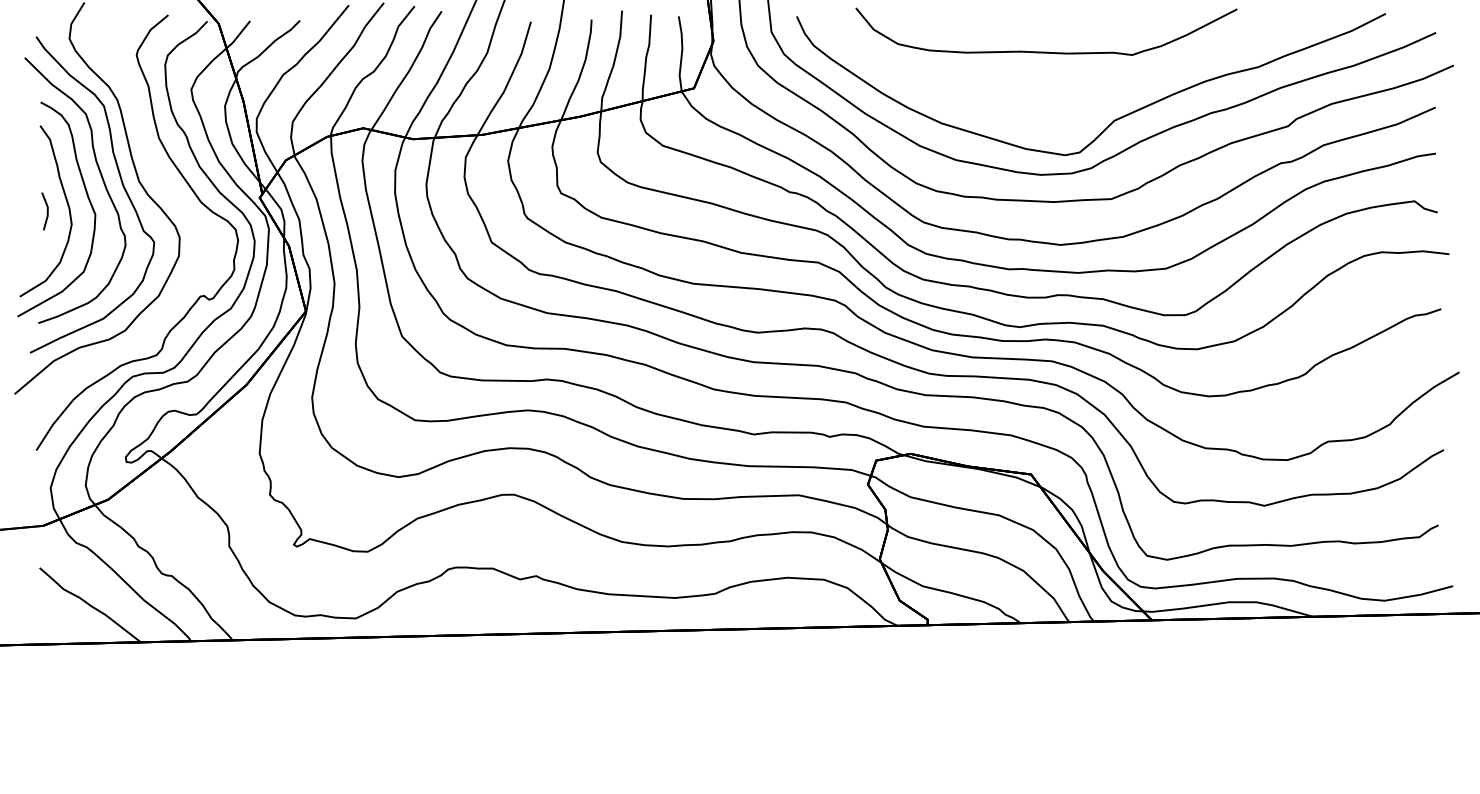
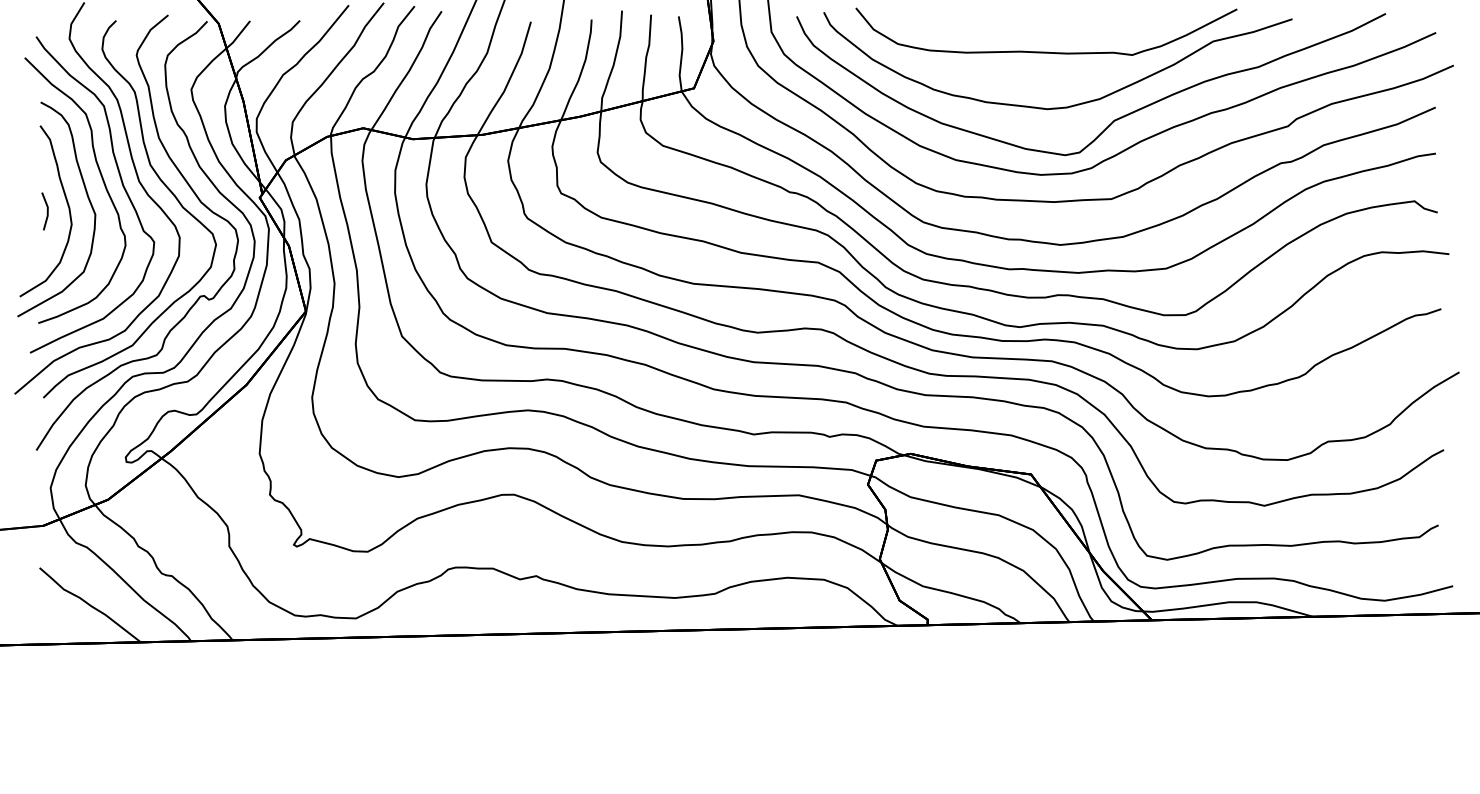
curve: none -> present (1064, 106)
curve: none -> present (160, 181)
